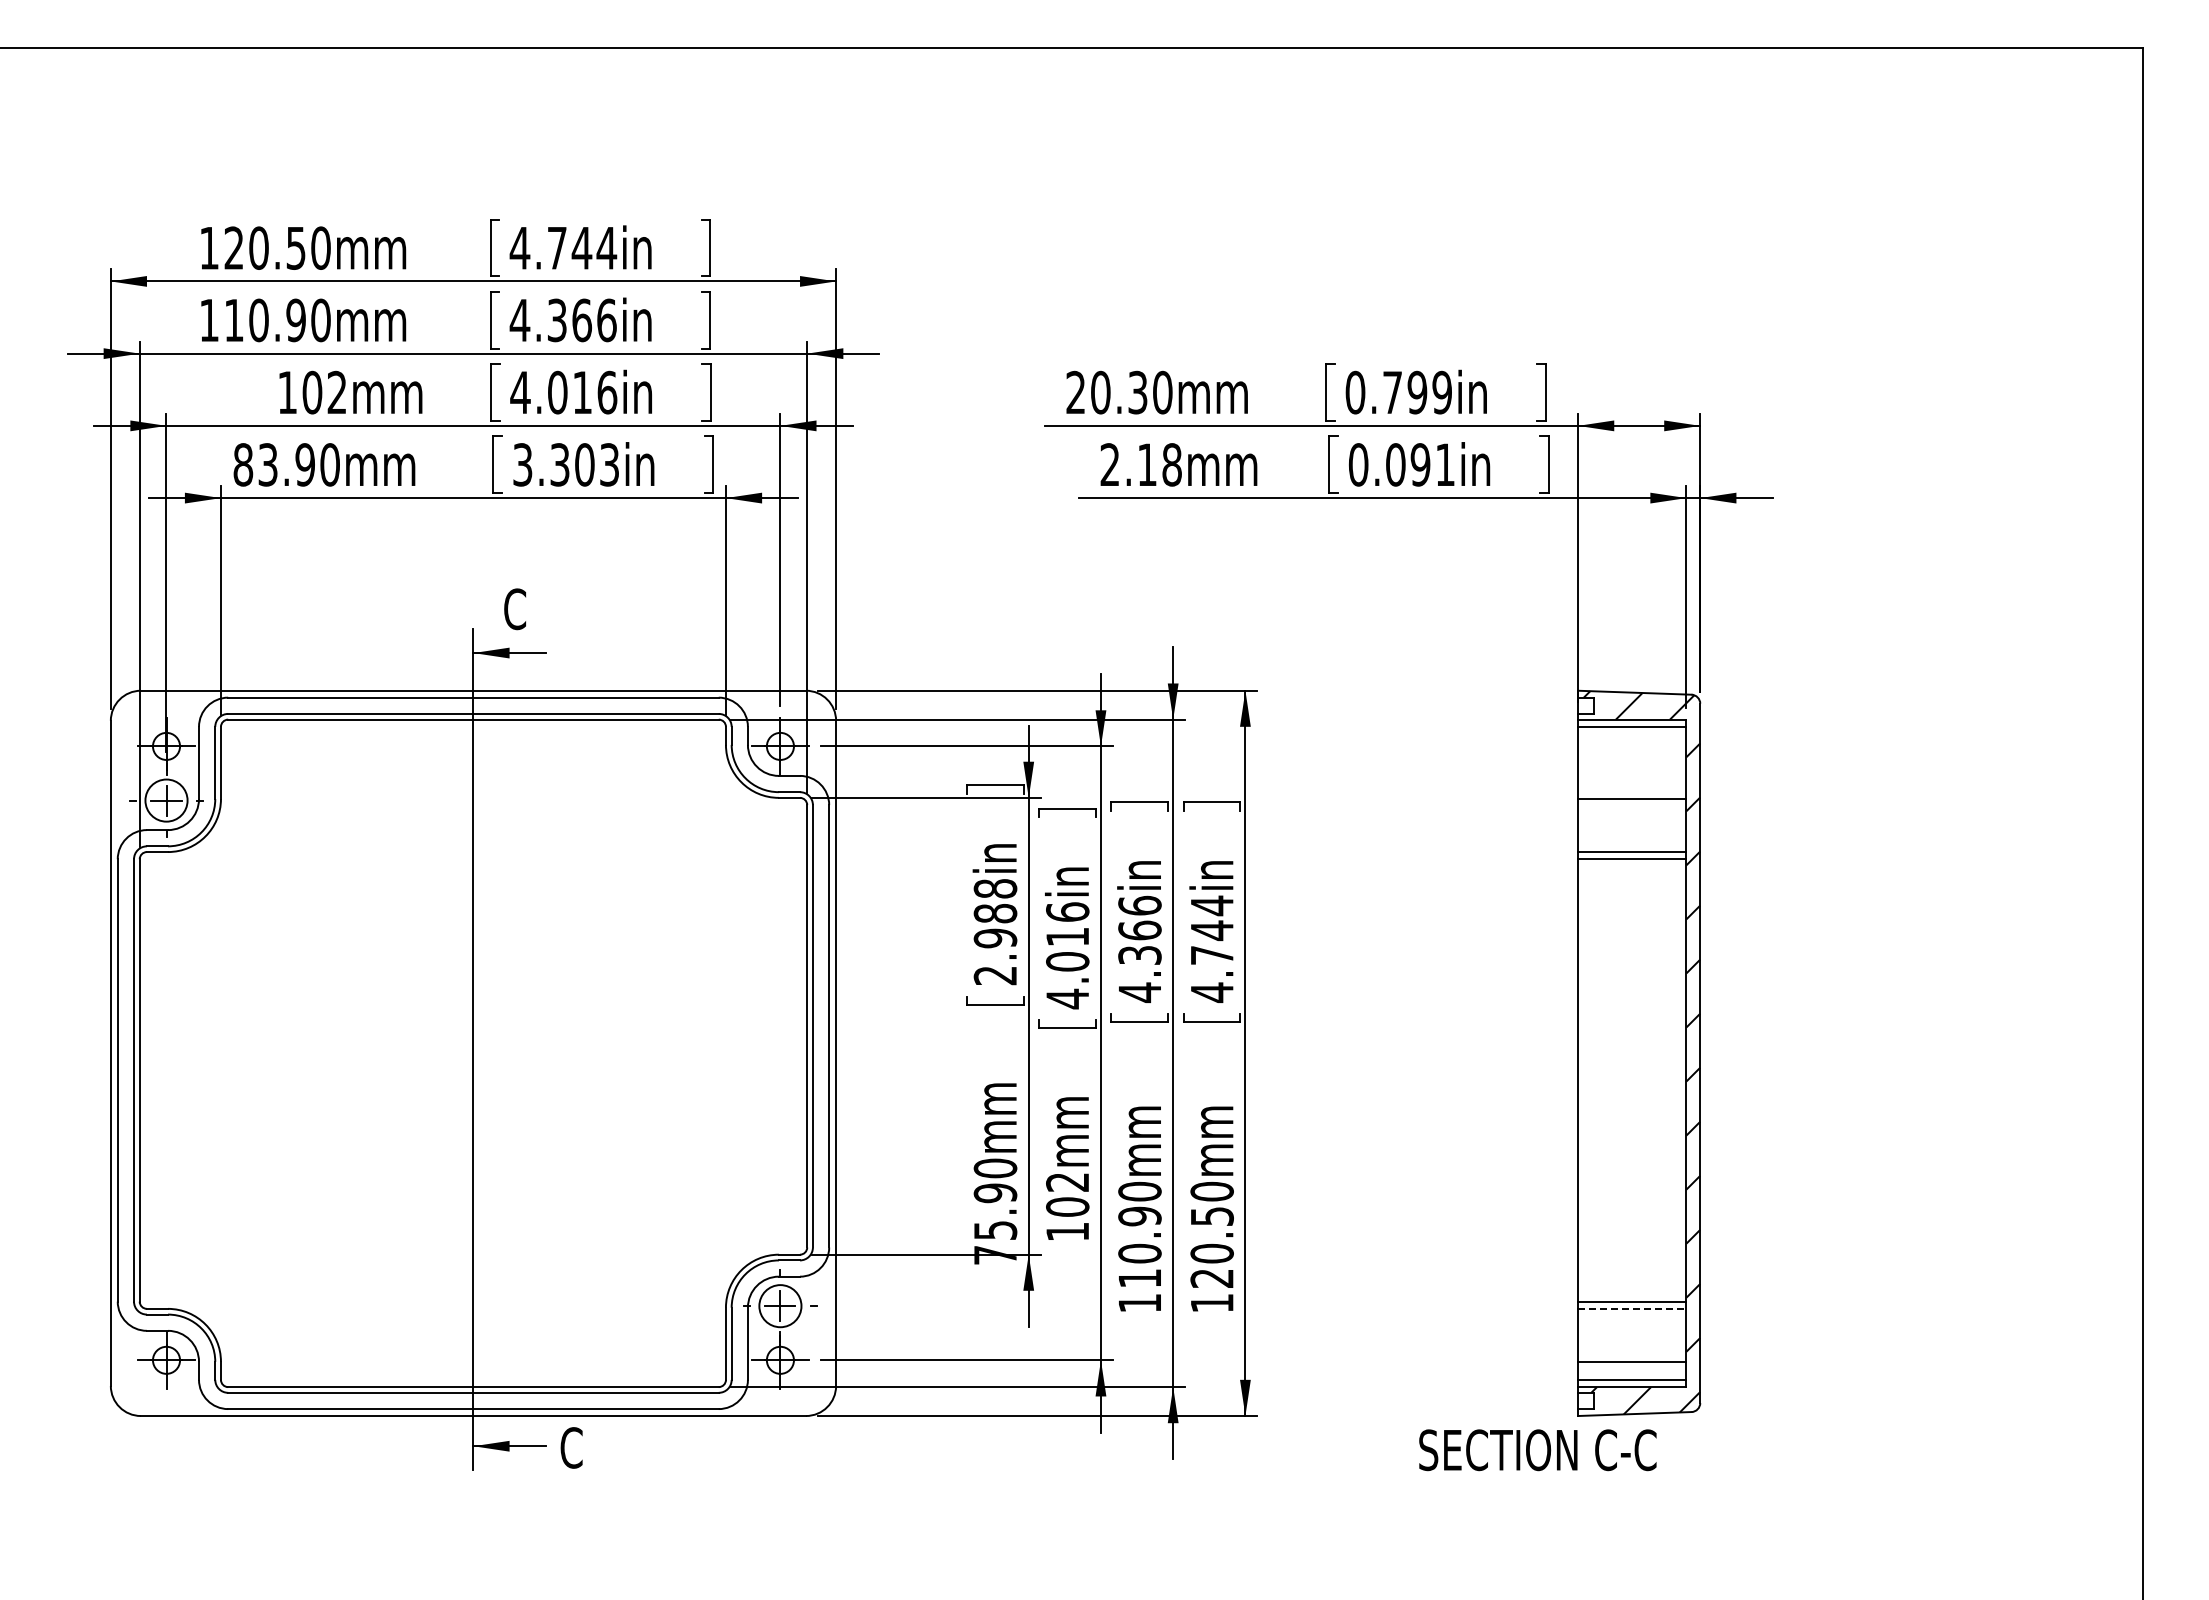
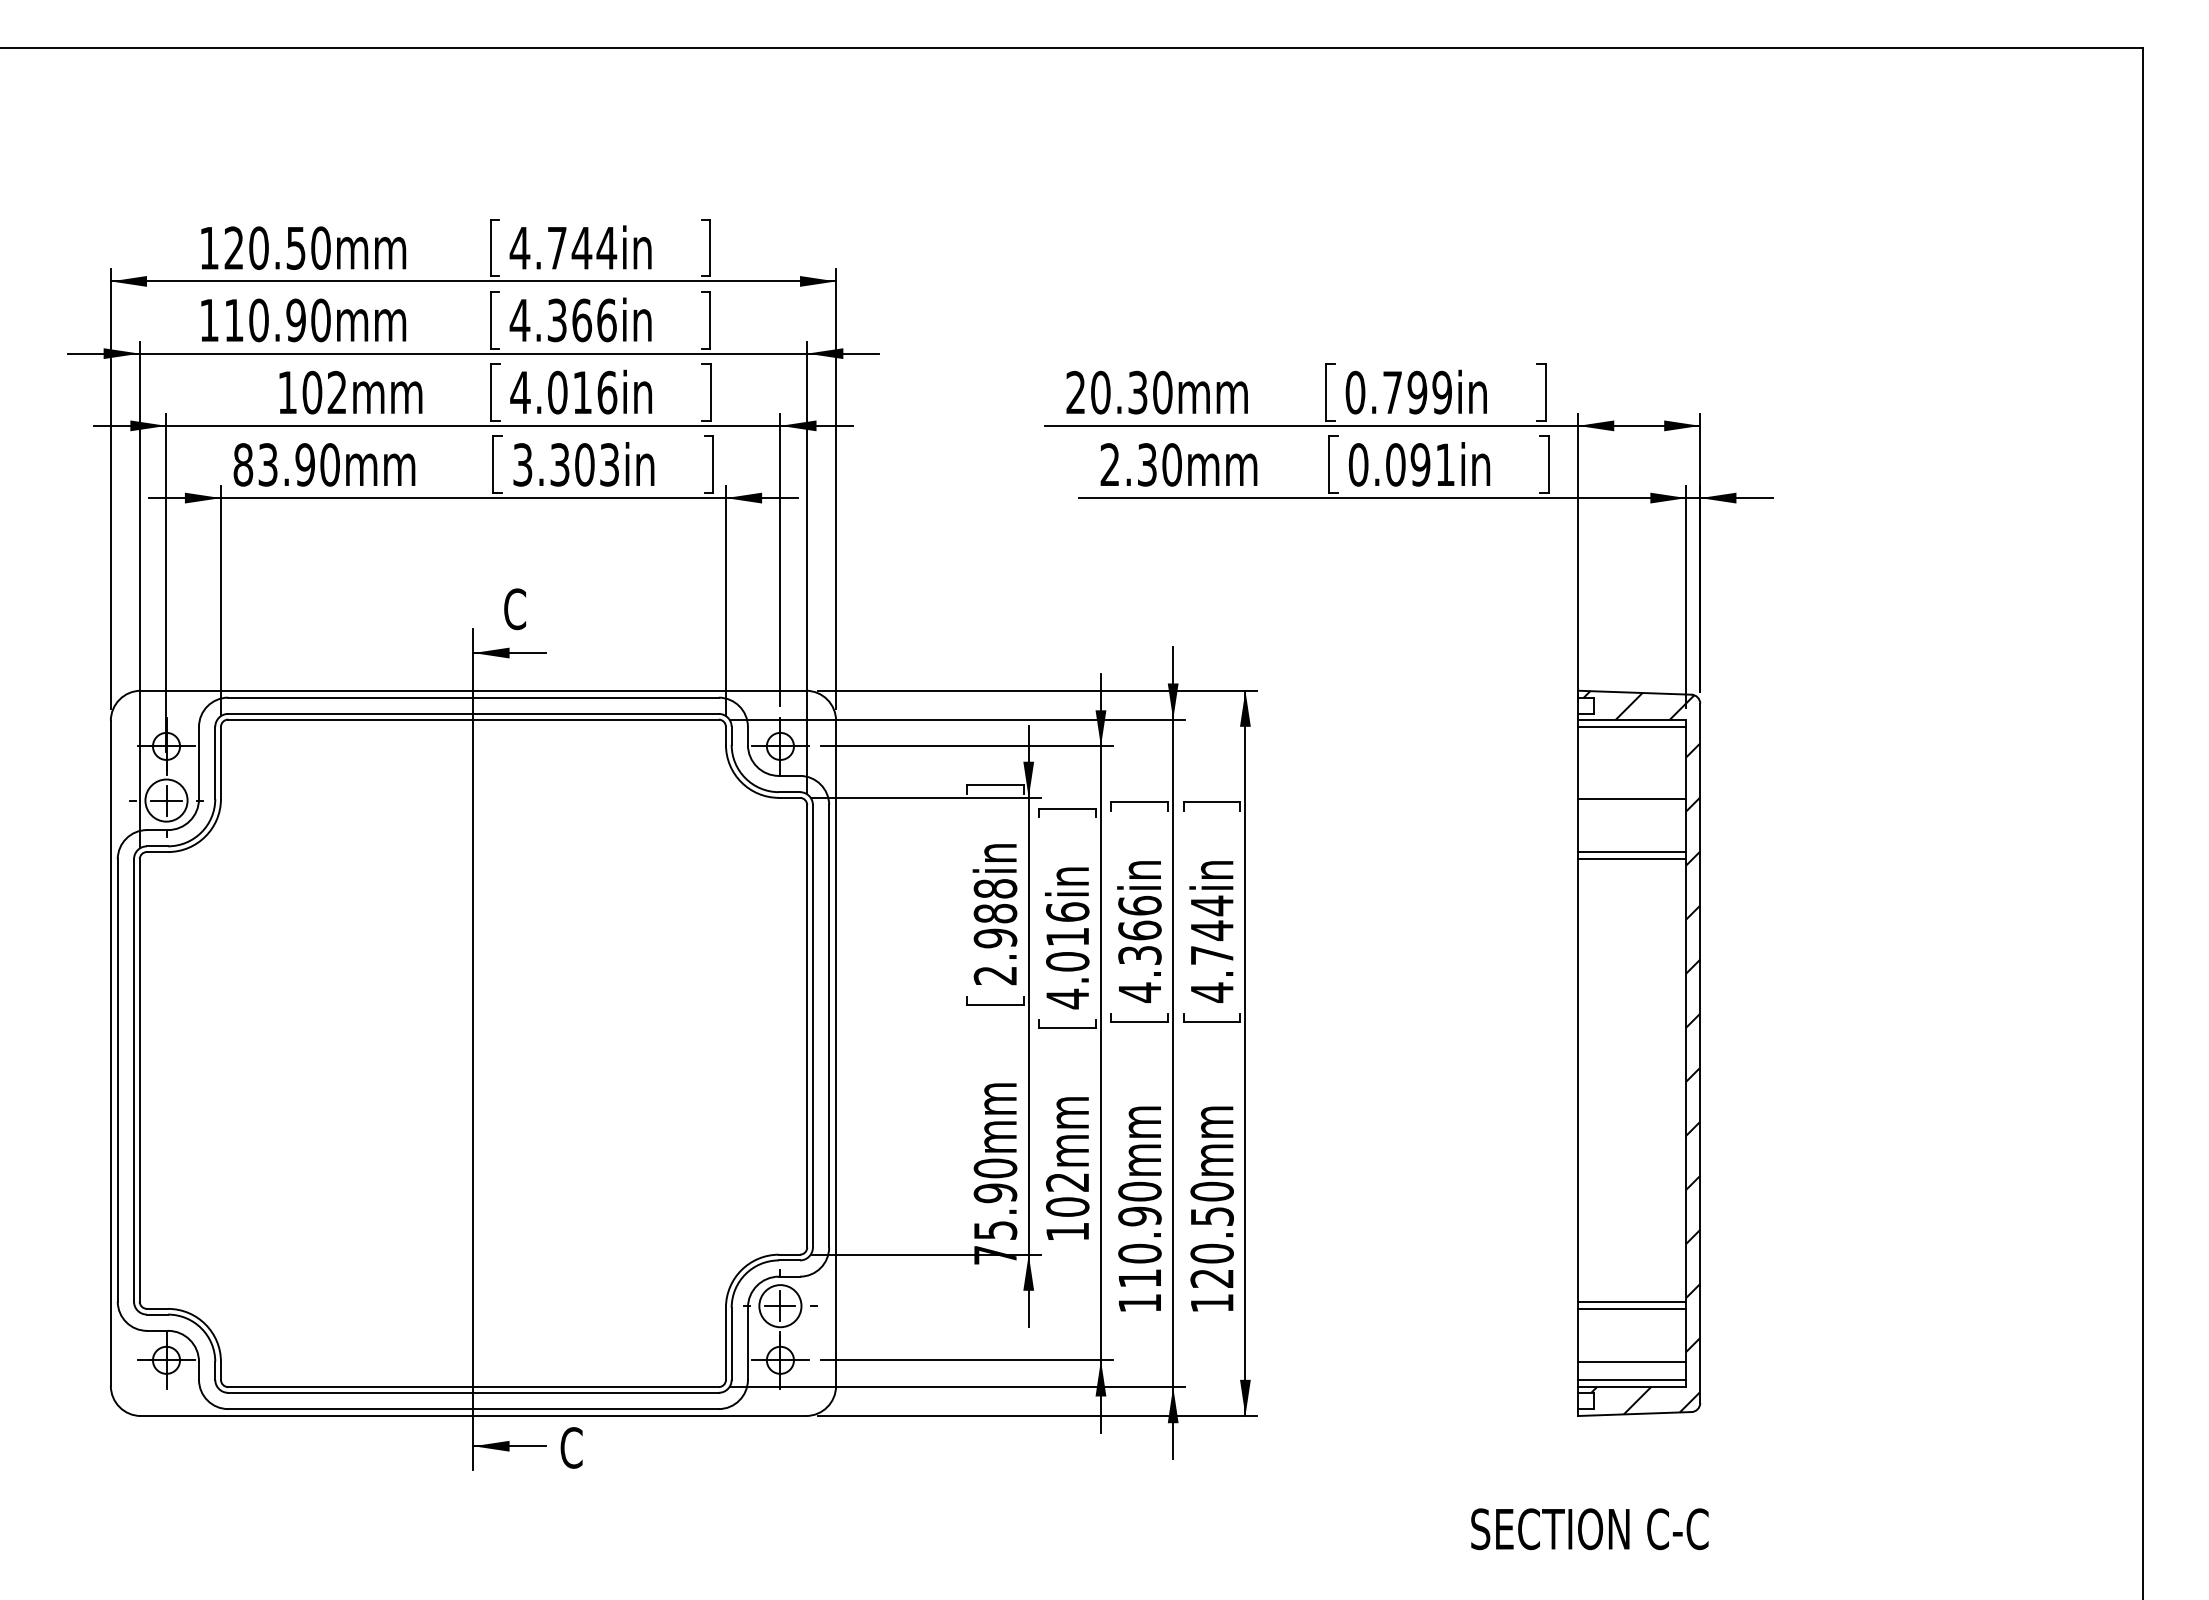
text: 2.18mm -> 2.30mm (1159, 464)
line: dashed -> solid (1632, 1308)
text position: (1537, 1450) -> (1589, 1529) (1589, 1529)
